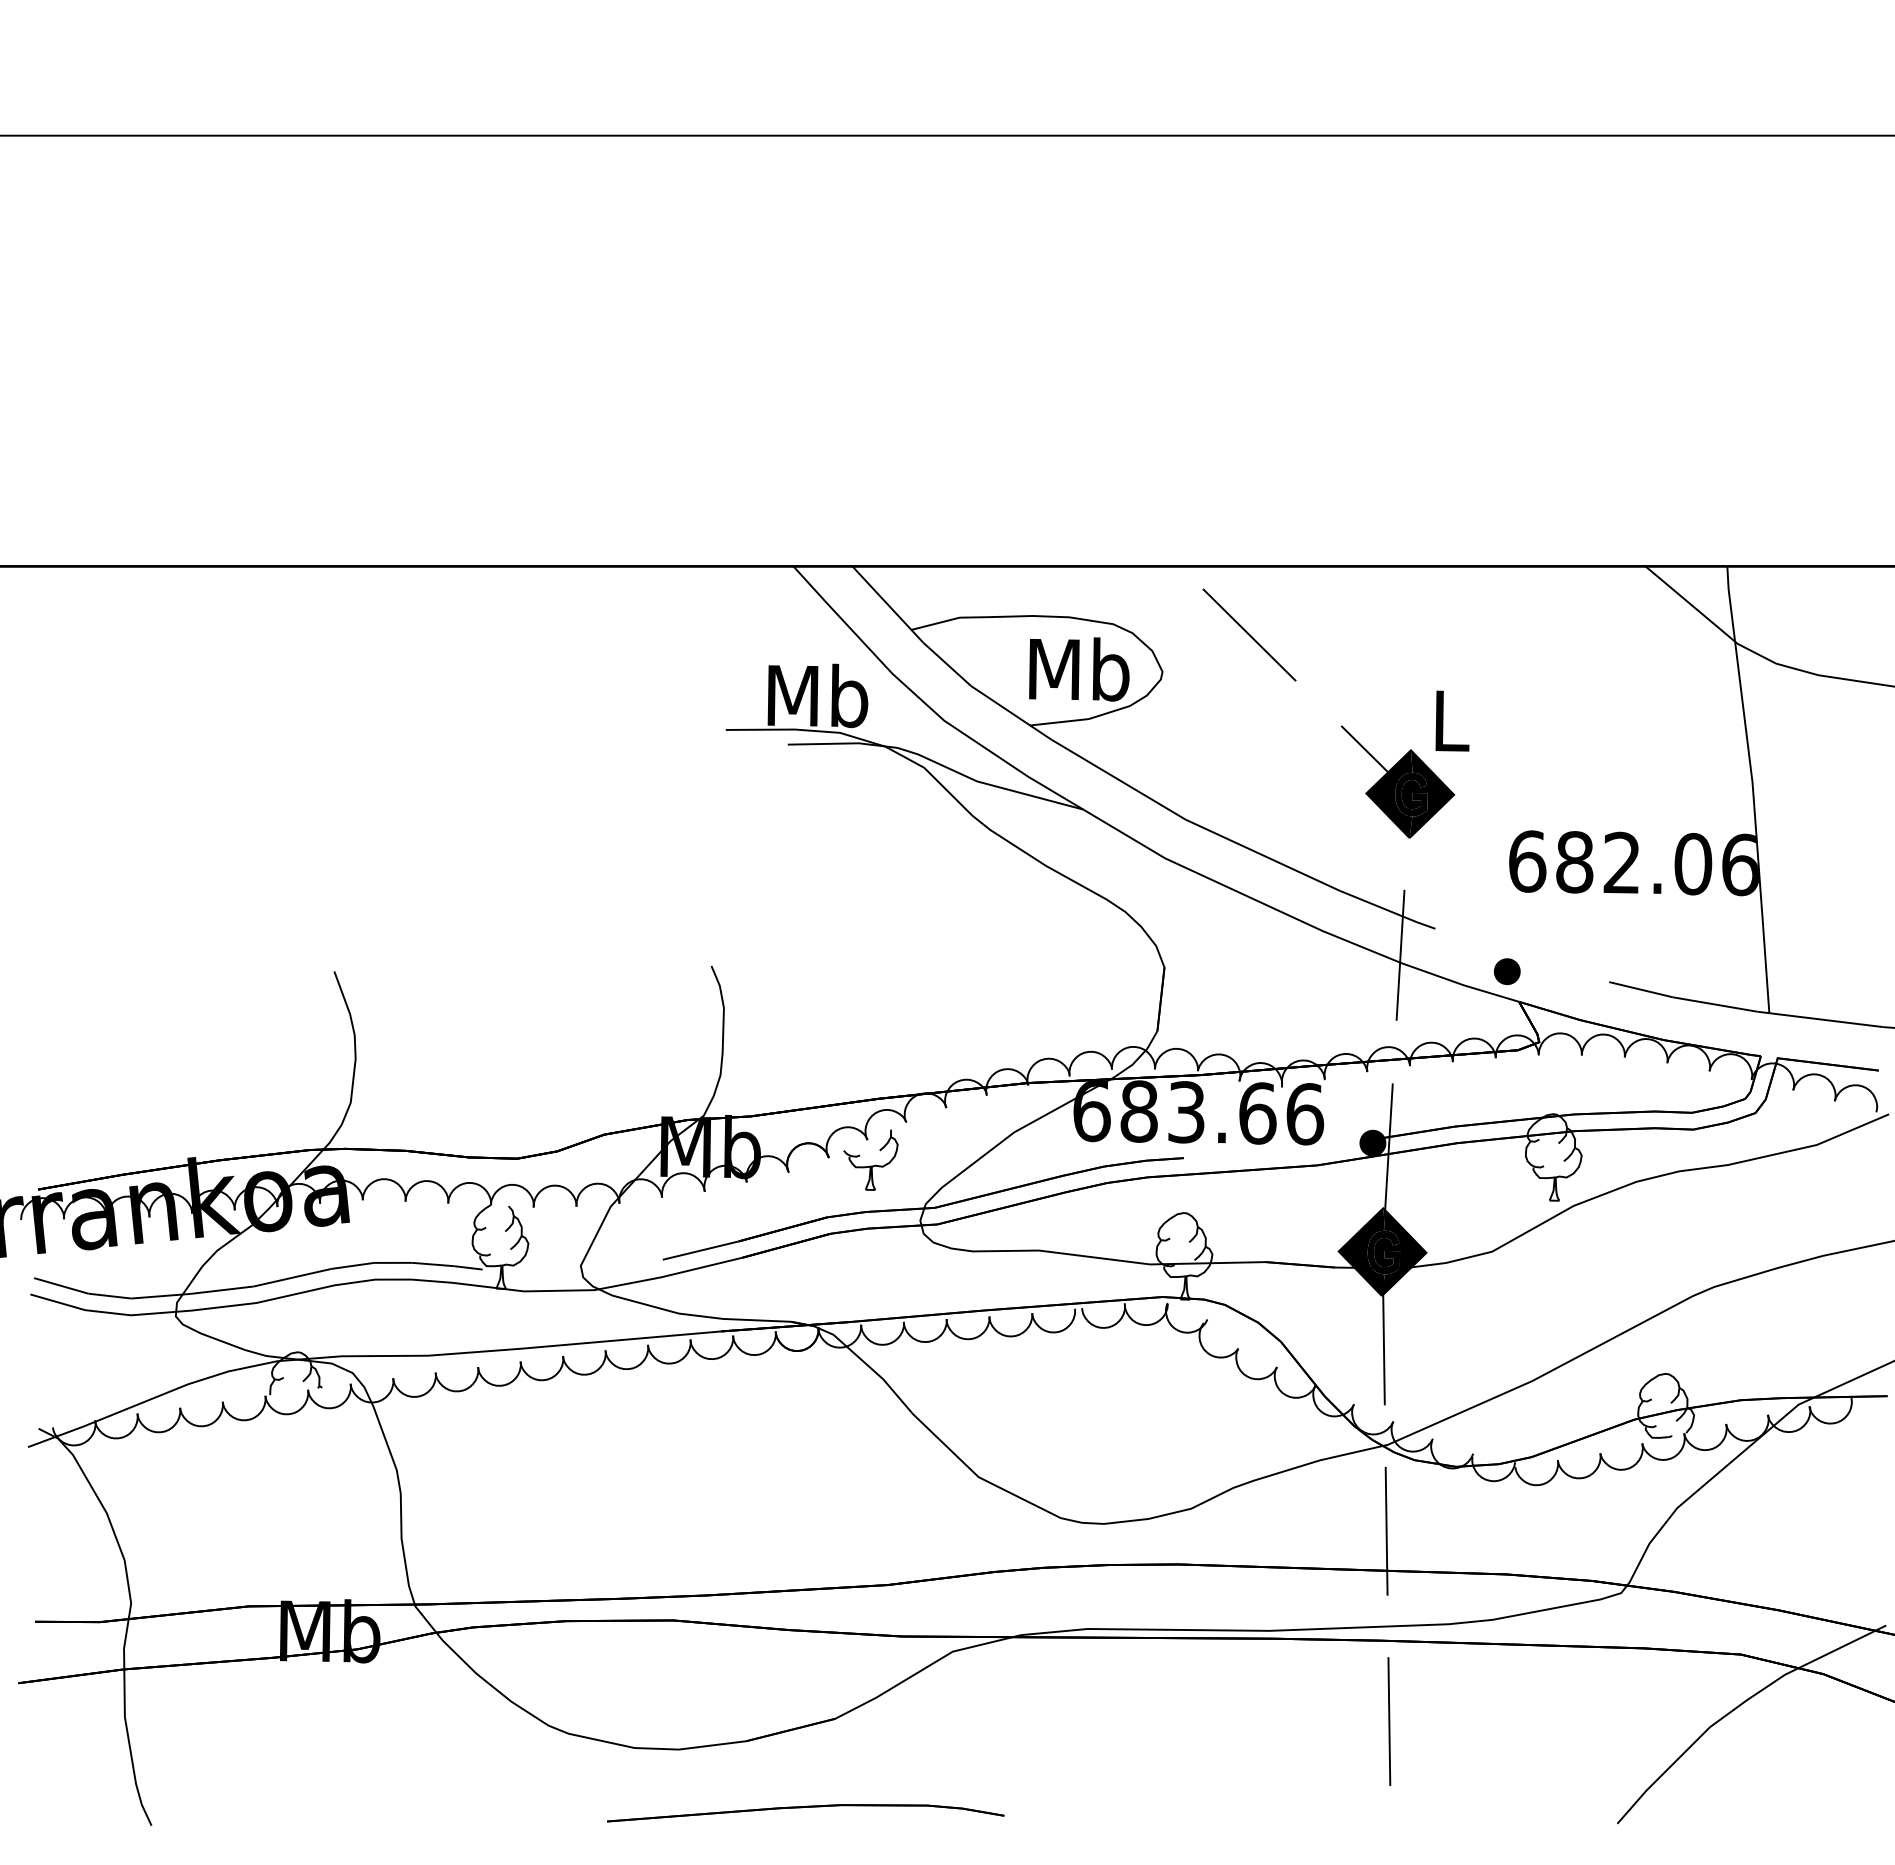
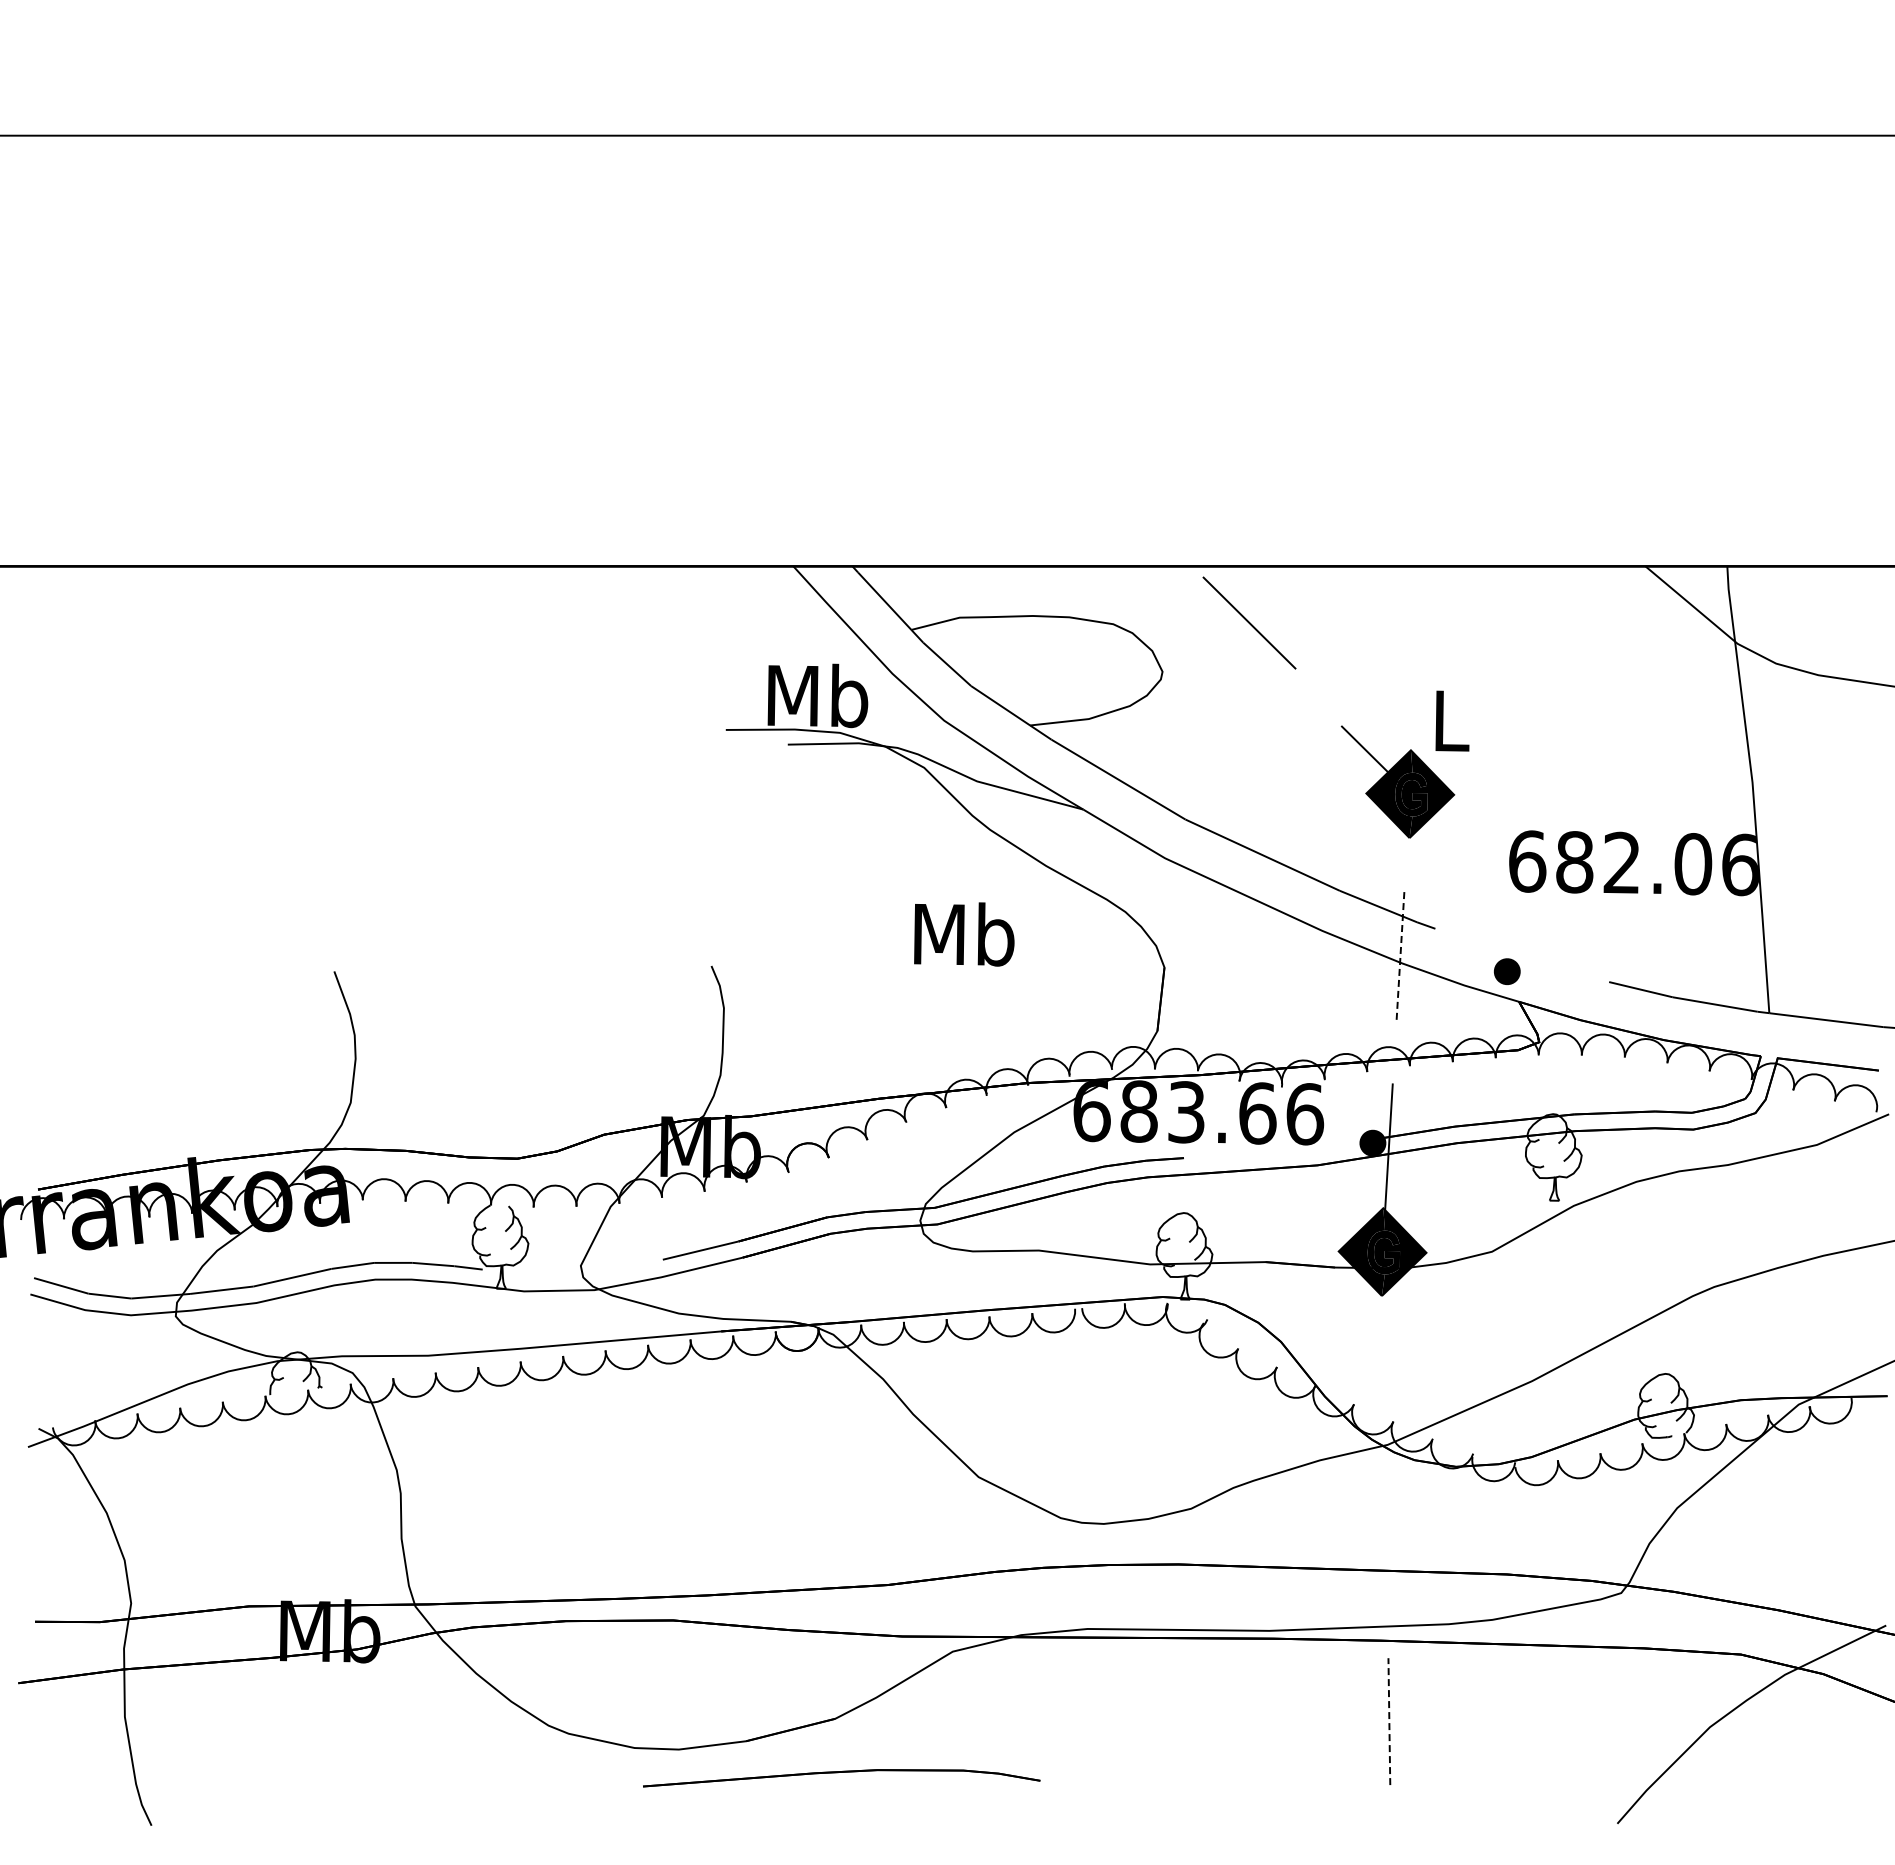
line position: (1249, 634) -> (1249, 622) (1249, 622)
text position: (1079, 669) -> (964, 934) (964, 934)
line: solid -> dashed (1400, 955)
part: present -> none (870, 1159)
line: present -> none (1383, 1340)
line: present -> none (1386, 1530)
line: solid -> dashed (1389, 1721)
part position: (805, 1813) -> (841, 1778) (841, 1778)
